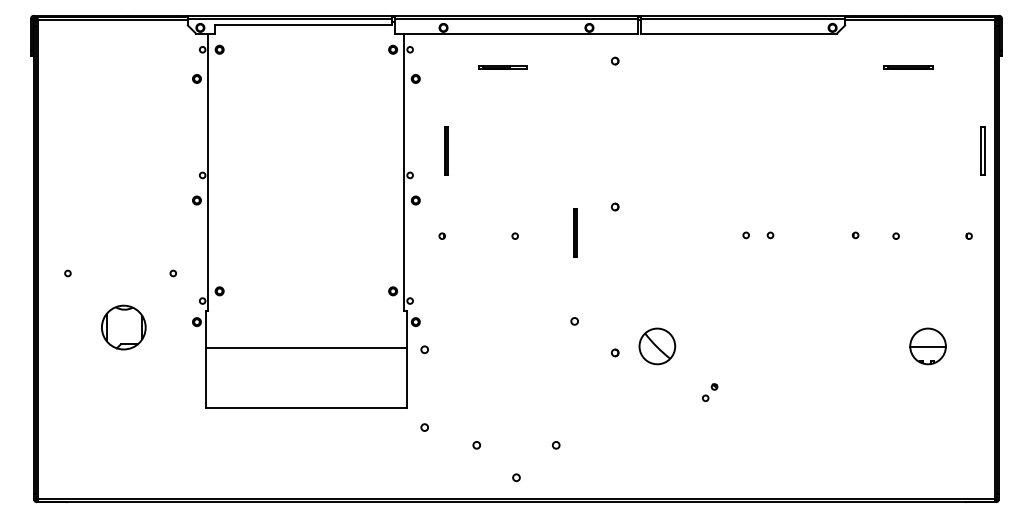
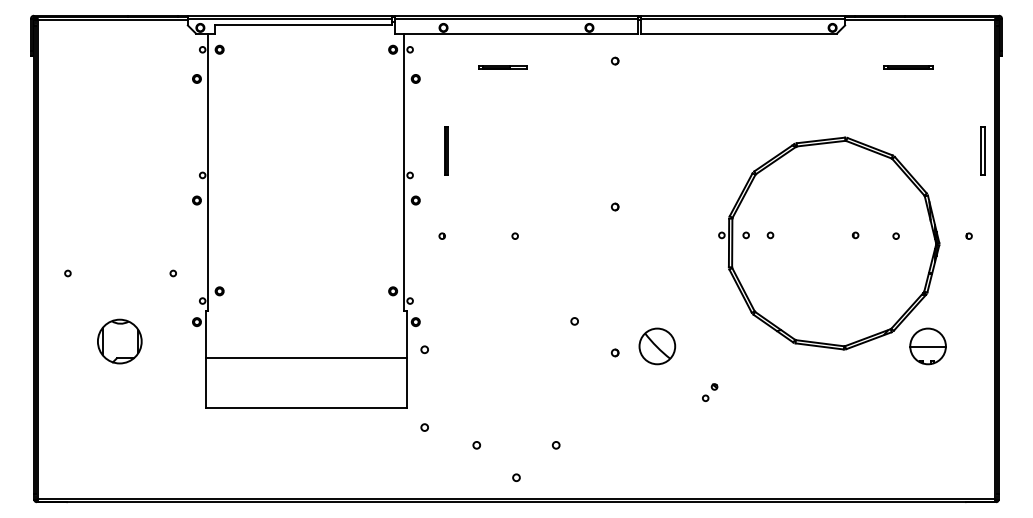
line: present -> none (575, 232)
part: none -> present (829, 243)
part position: (123, 327) -> (119, 341) (119, 341)
line position: (305, 348) -> (305, 358) (305, 358)
